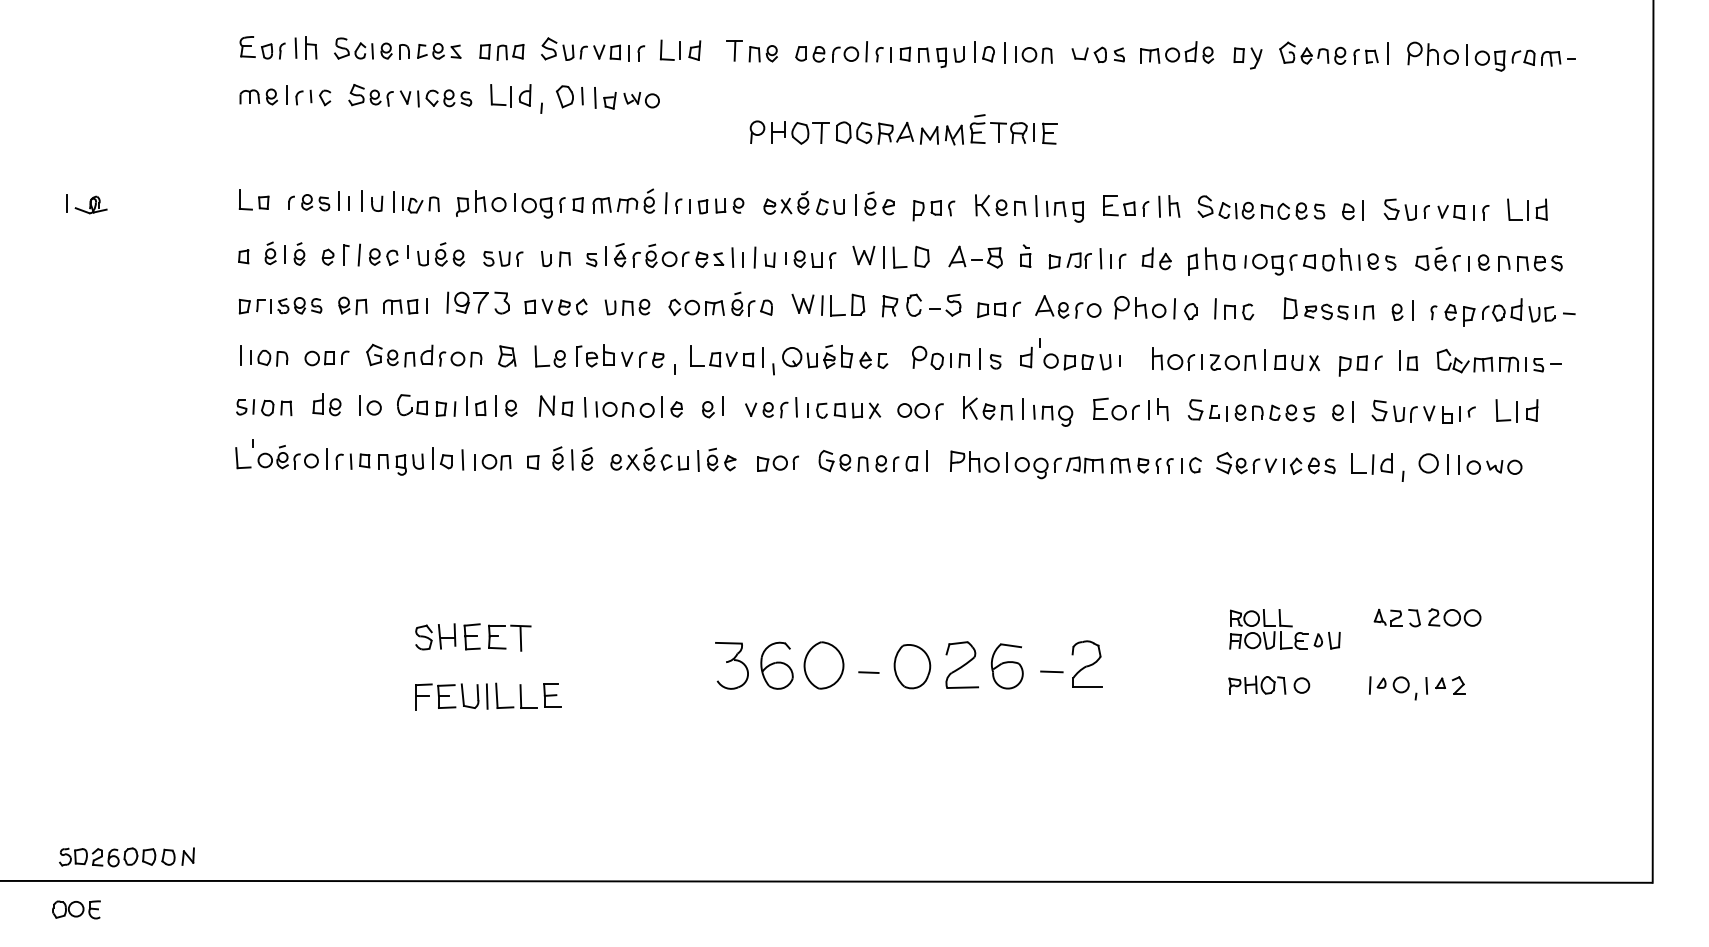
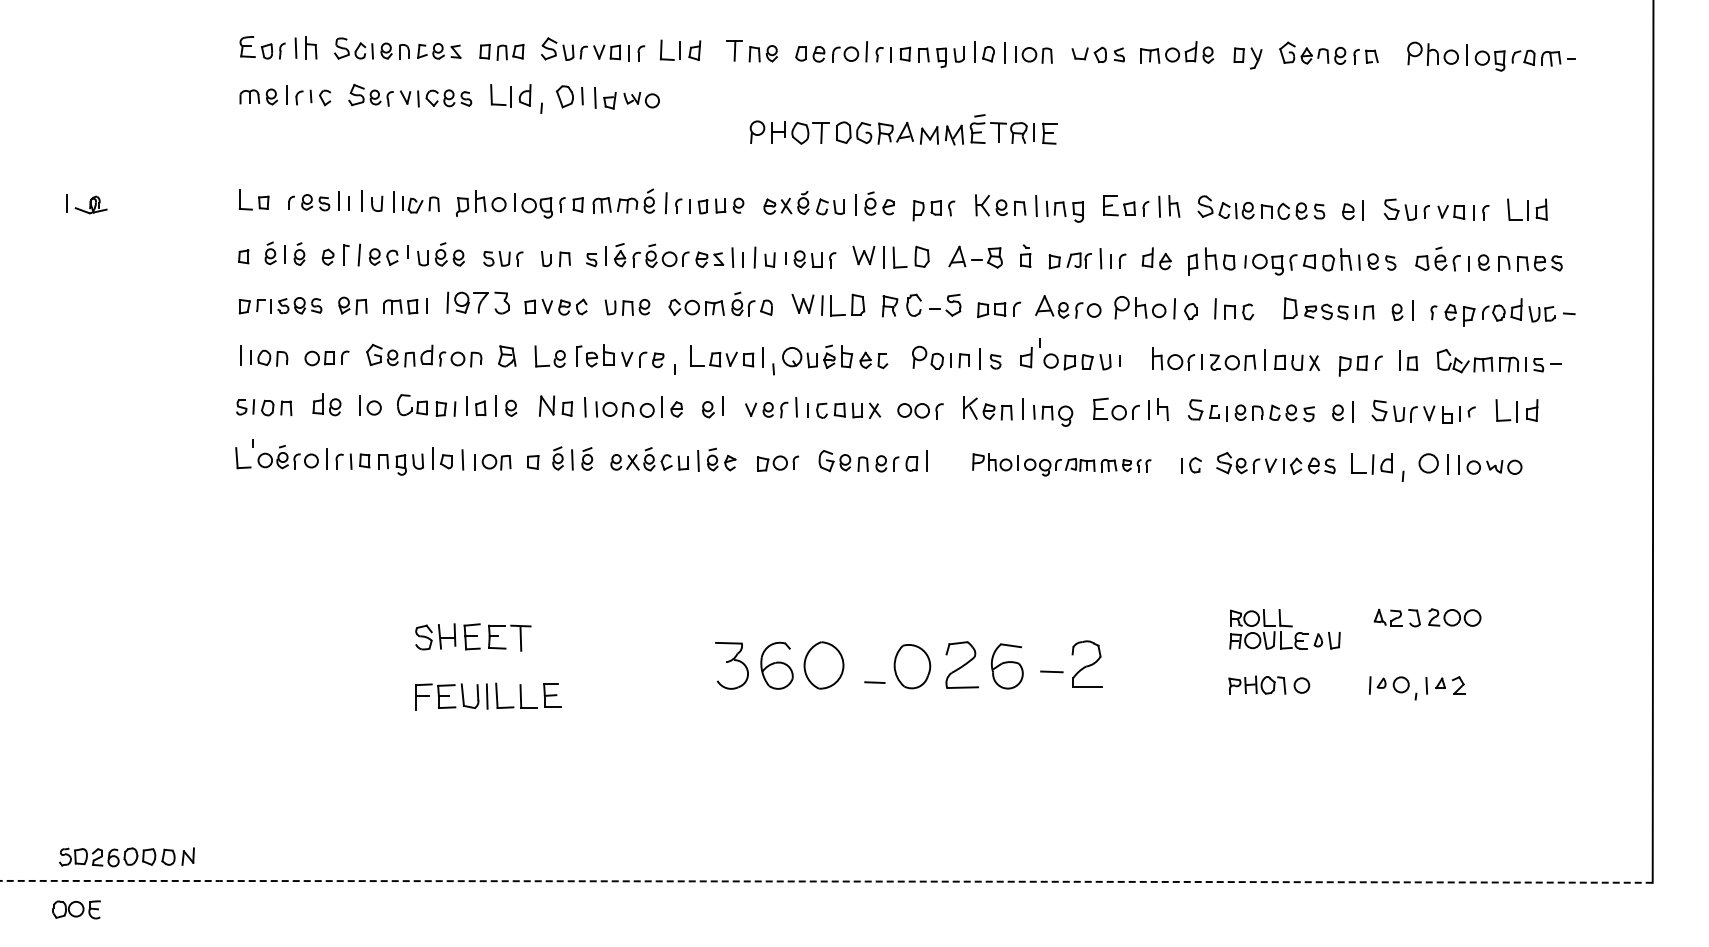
line: present -> none (1387, 53)
part size: 224x30 px -> 180x24 px (1061, 464)
line position: (868, 672) -> (874, 682) (874, 682)
arc: solid -> dashed (826, 881)
